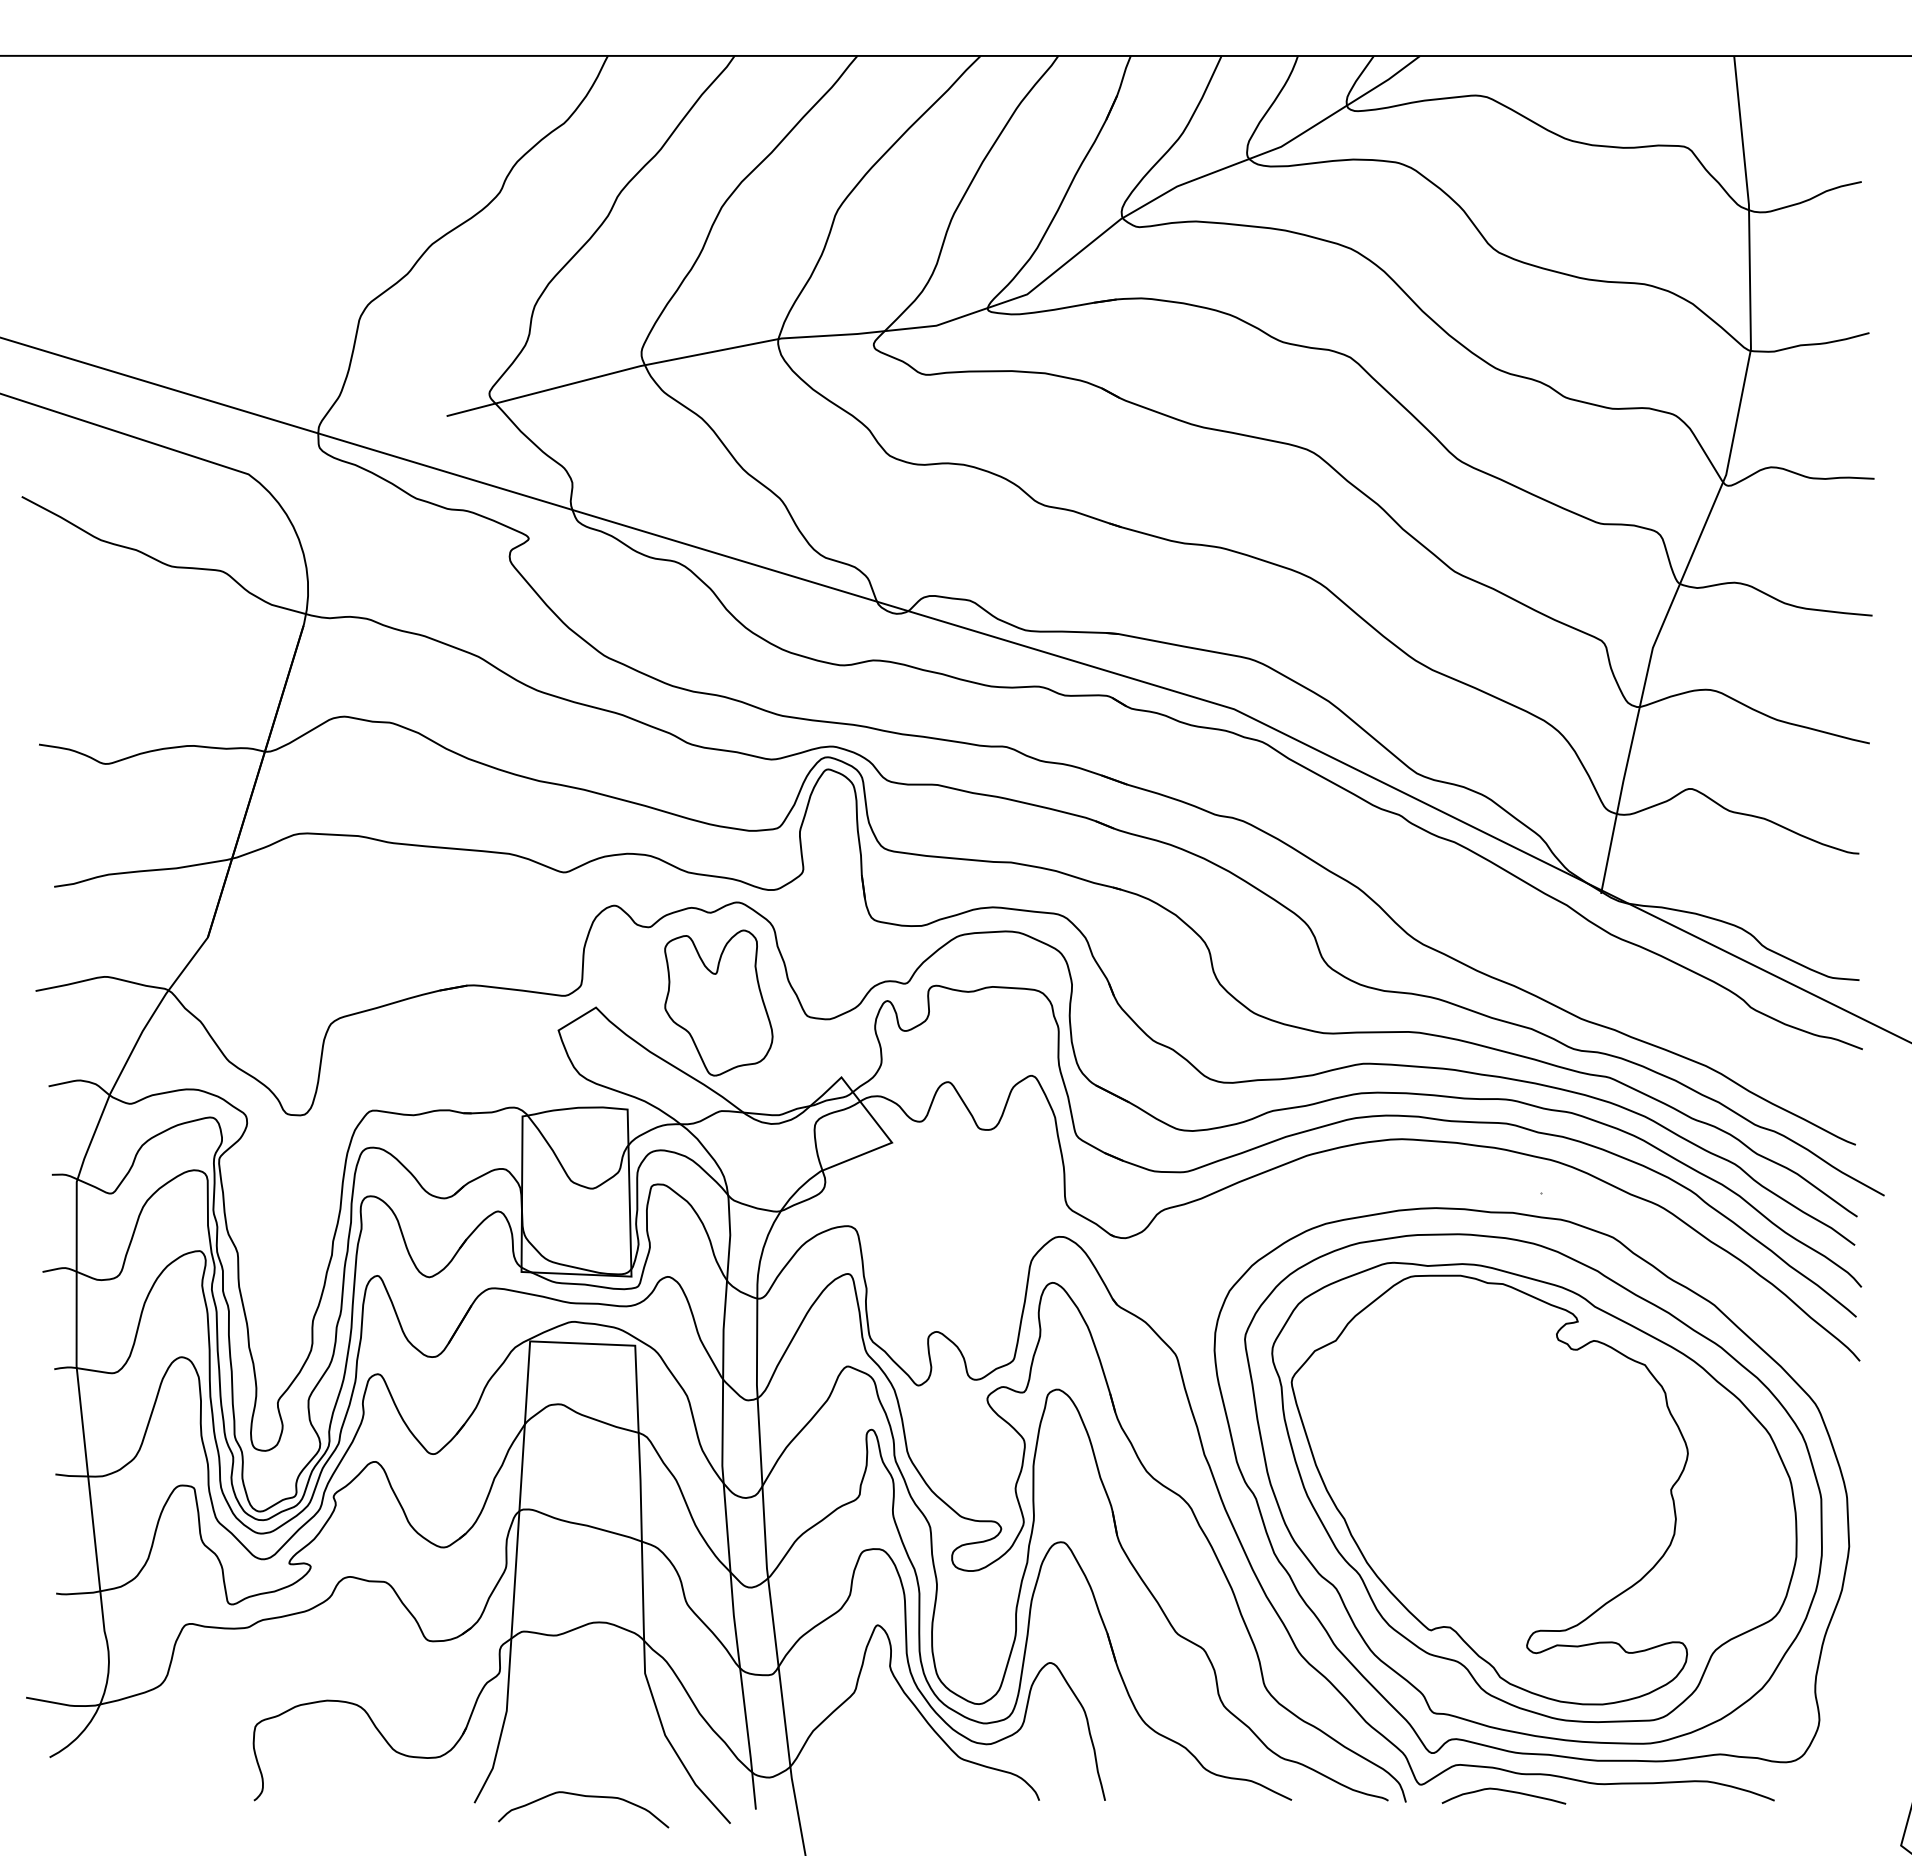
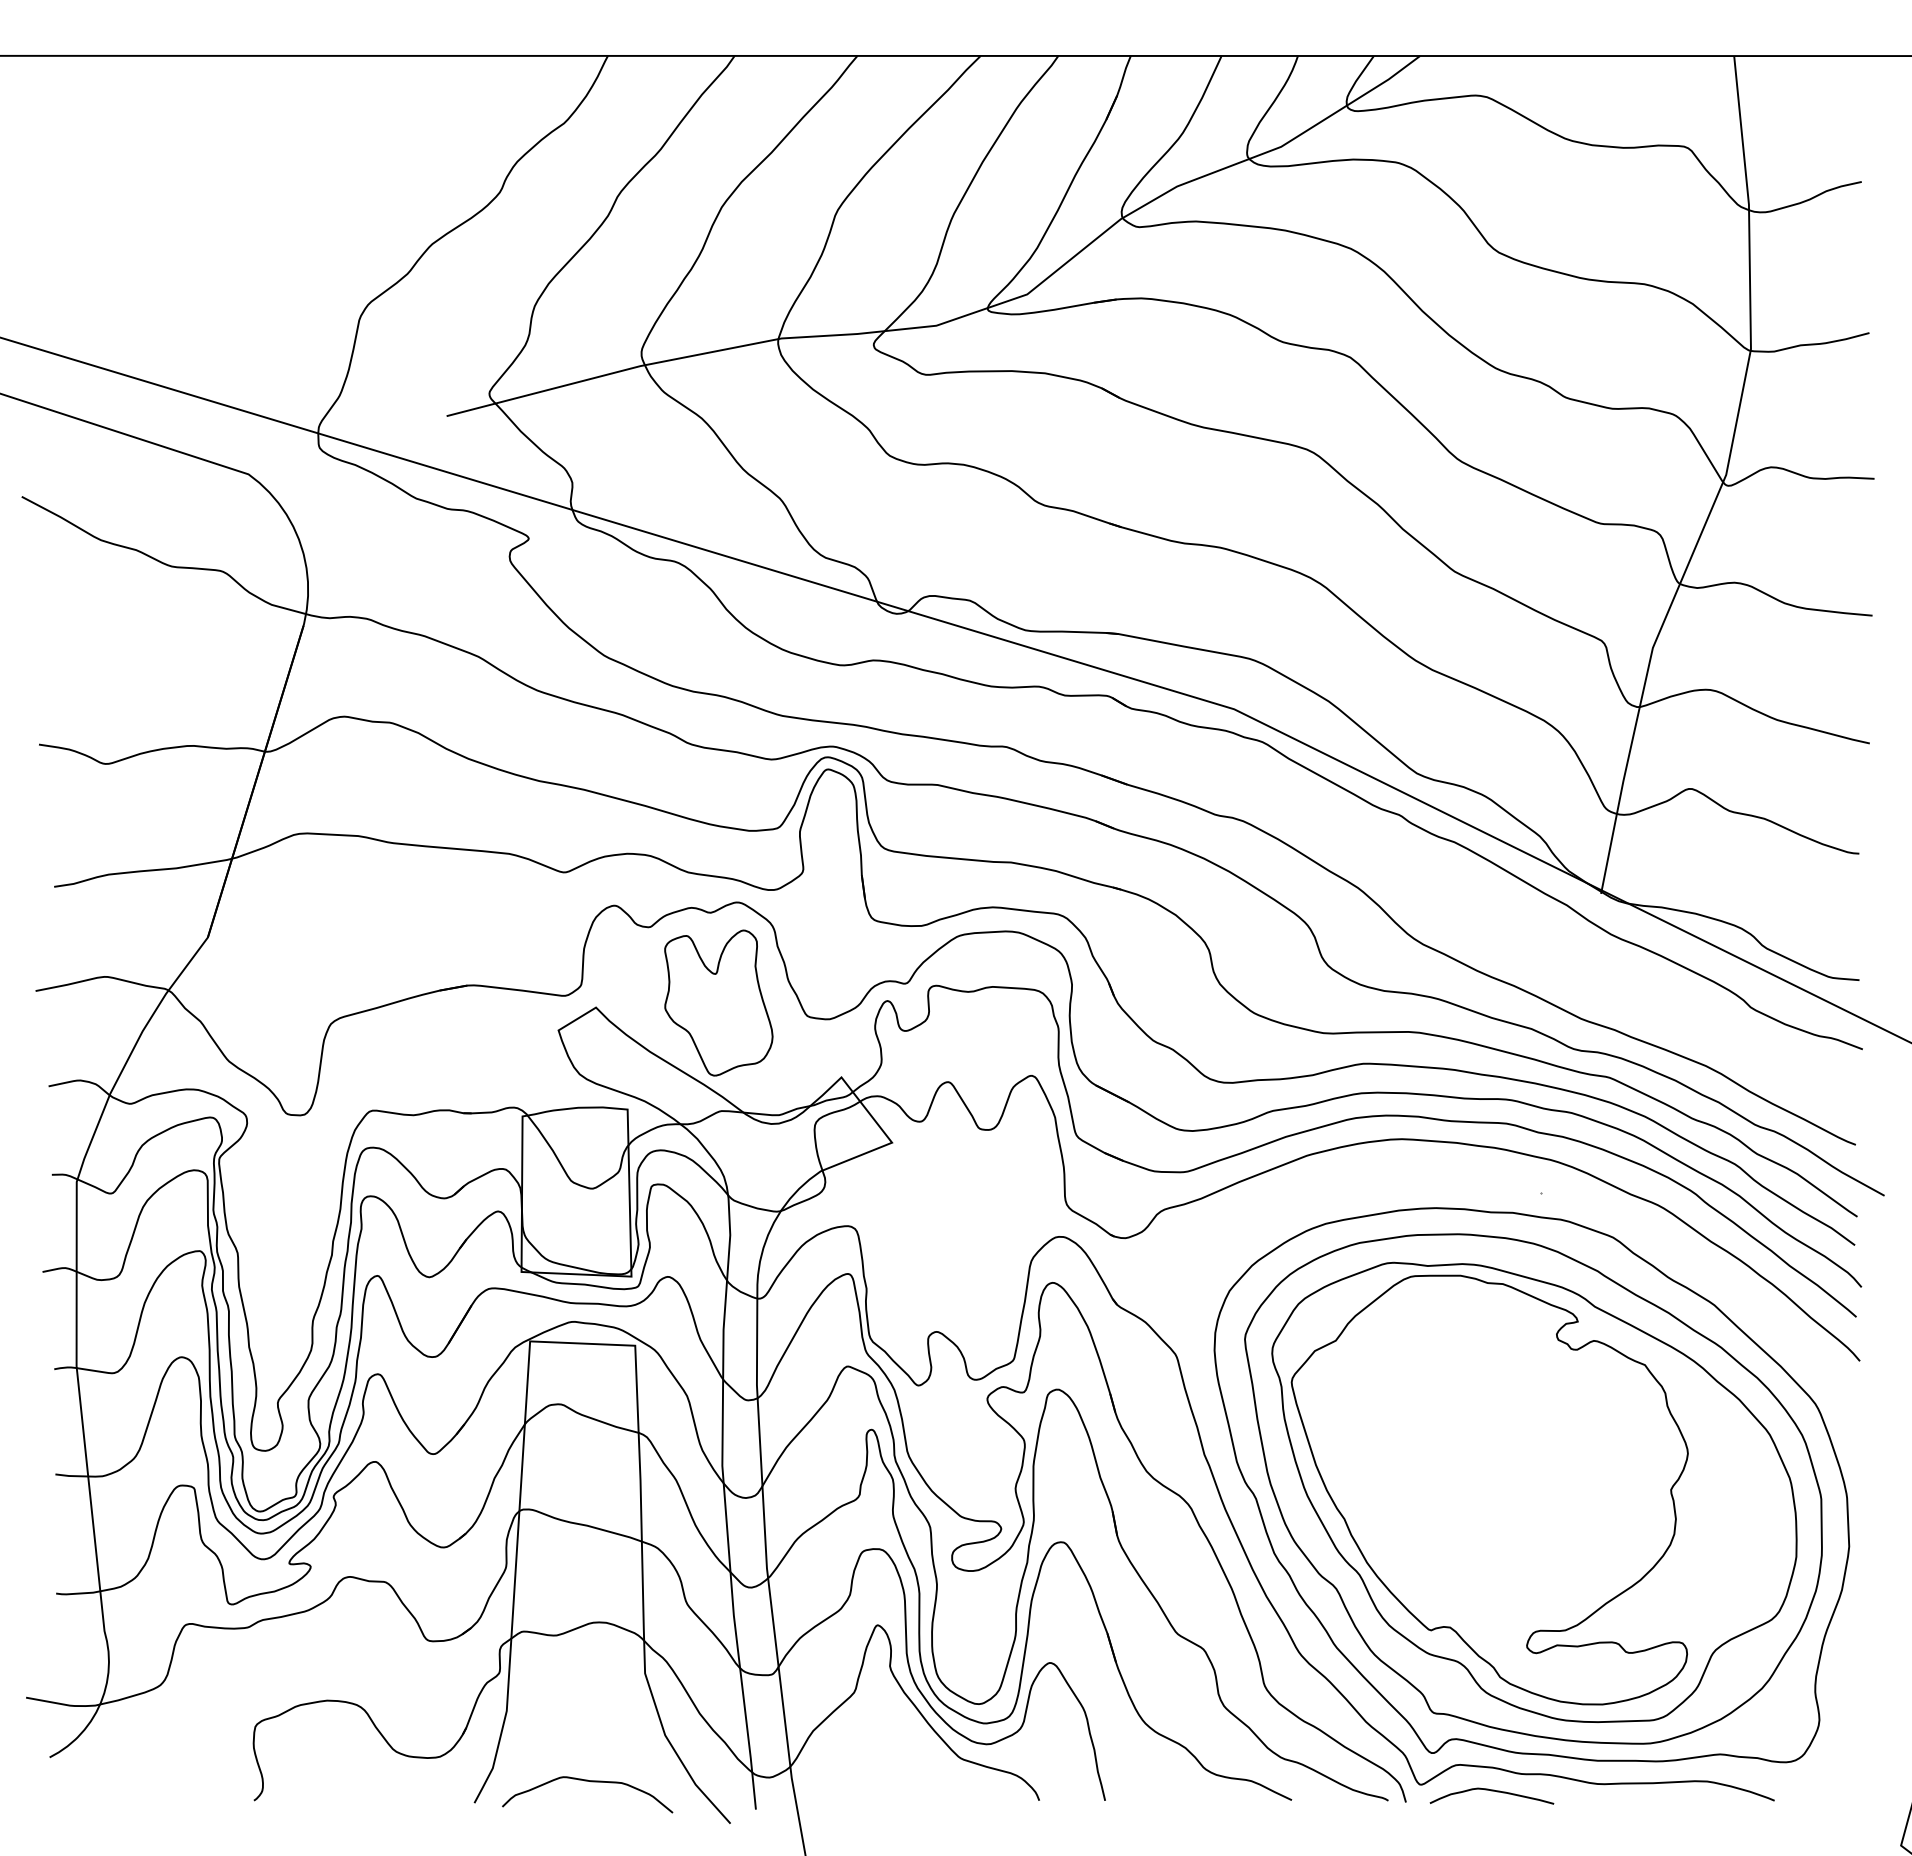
curve position: (1503, 1791) -> (1491, 1791) (1491, 1791)
curve position: (587, 1797) -> (591, 1782) (591, 1782)
